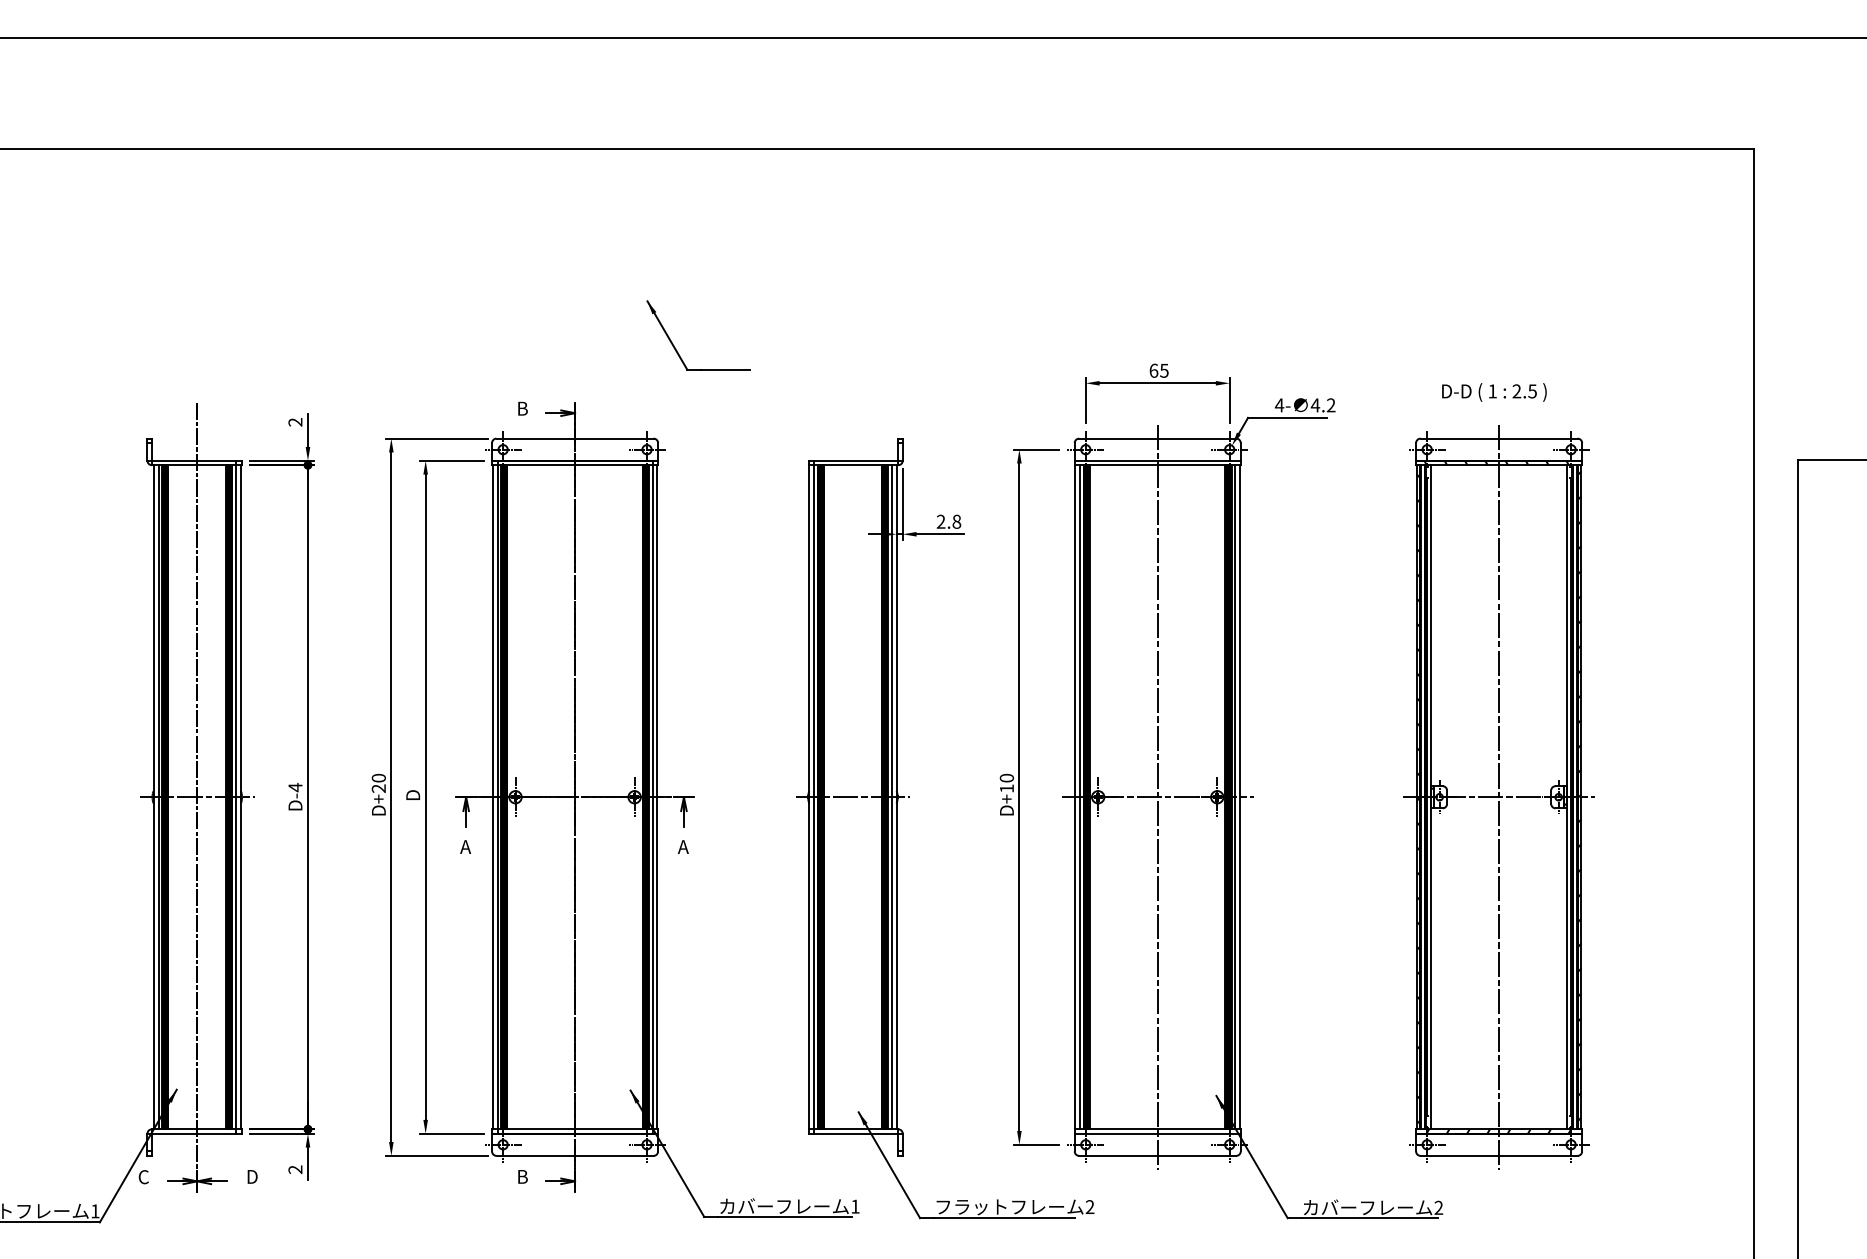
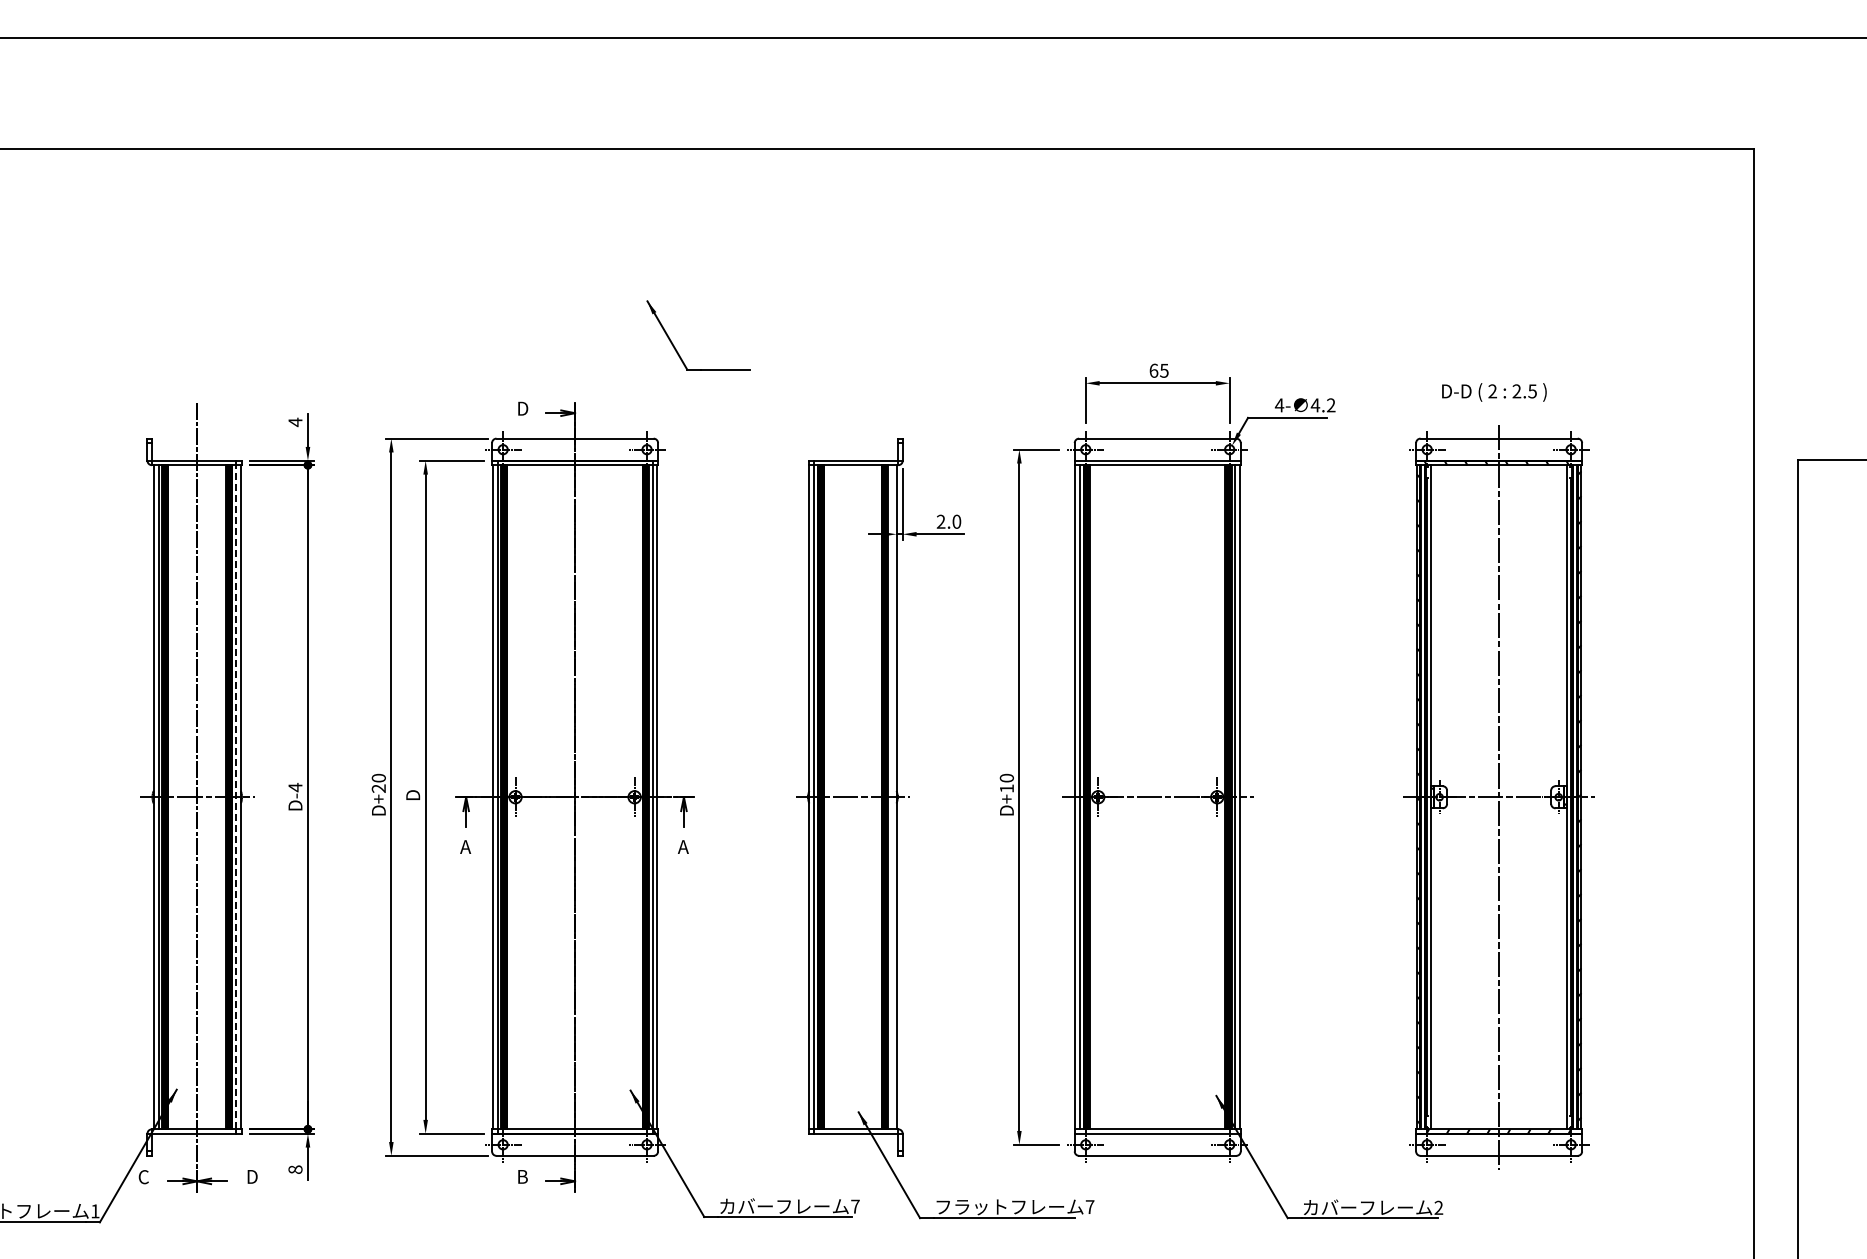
text: 1 -> 2 (1492, 391)
text: B -> D (524, 408)
text: 2 -> 4 (295, 422)
text: 2.8 -> 2.0 (956, 521)
line: solid -> dashed (236, 796)
line: present -> none (1157, 796)
line: present -> none (891, 797)
text: 2 -> 8 (295, 1169)
text: 1 -> 7 (855, 1206)
text: 2 -> 7 (1089, 1206)
